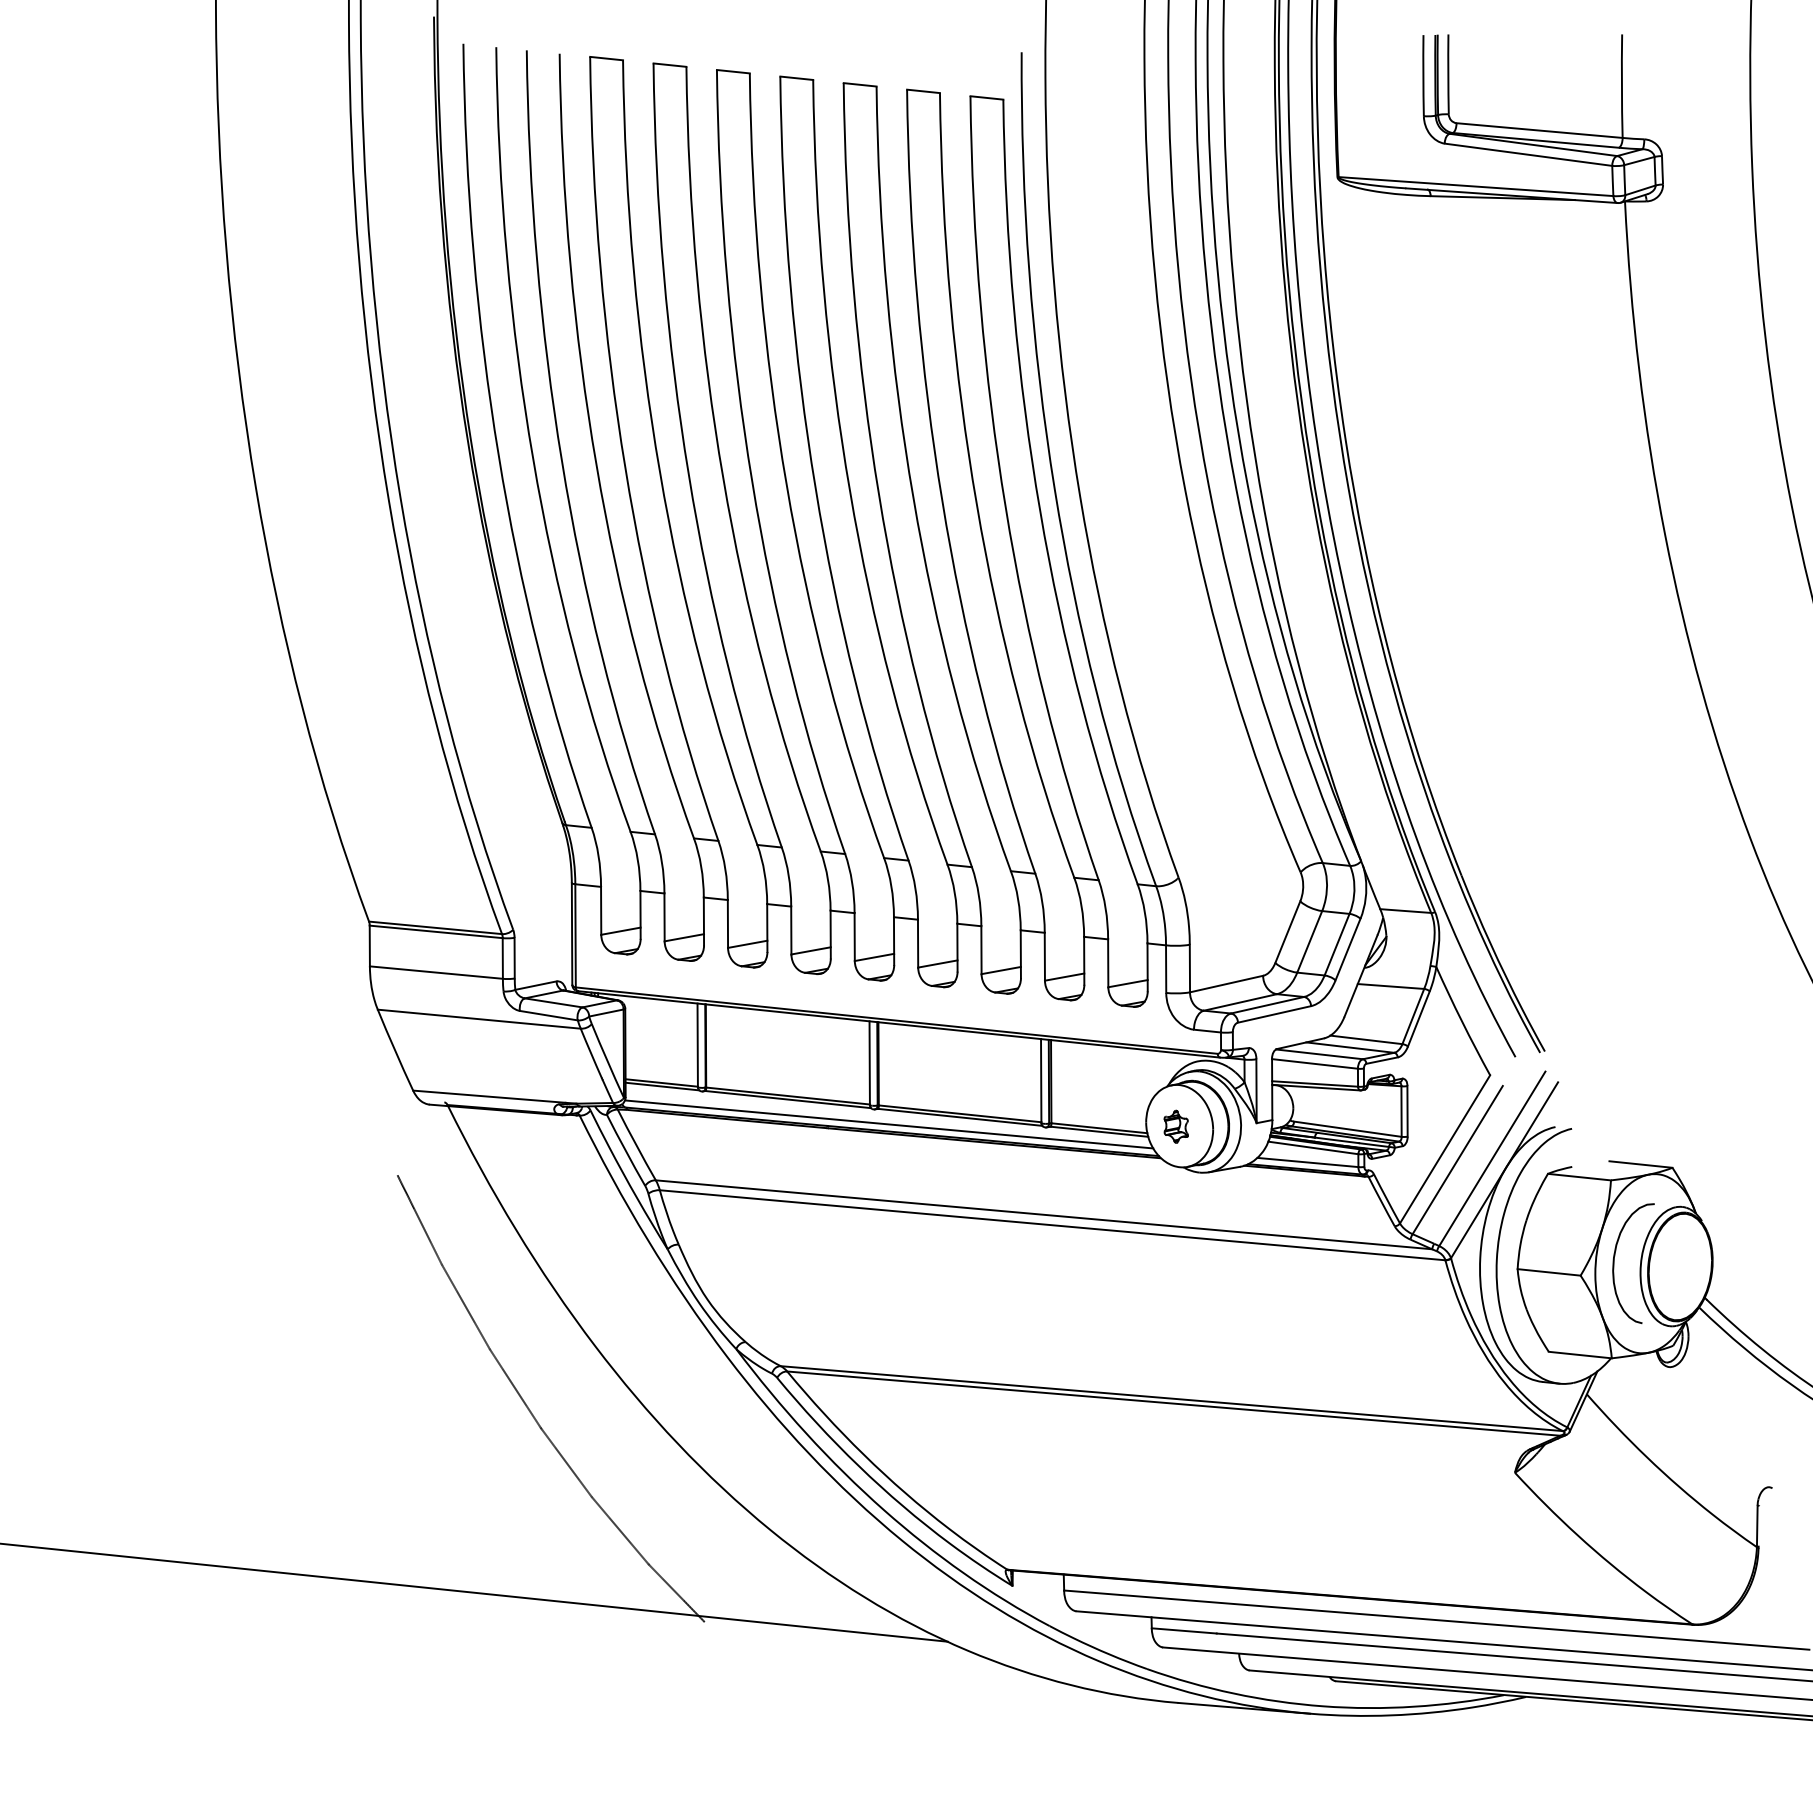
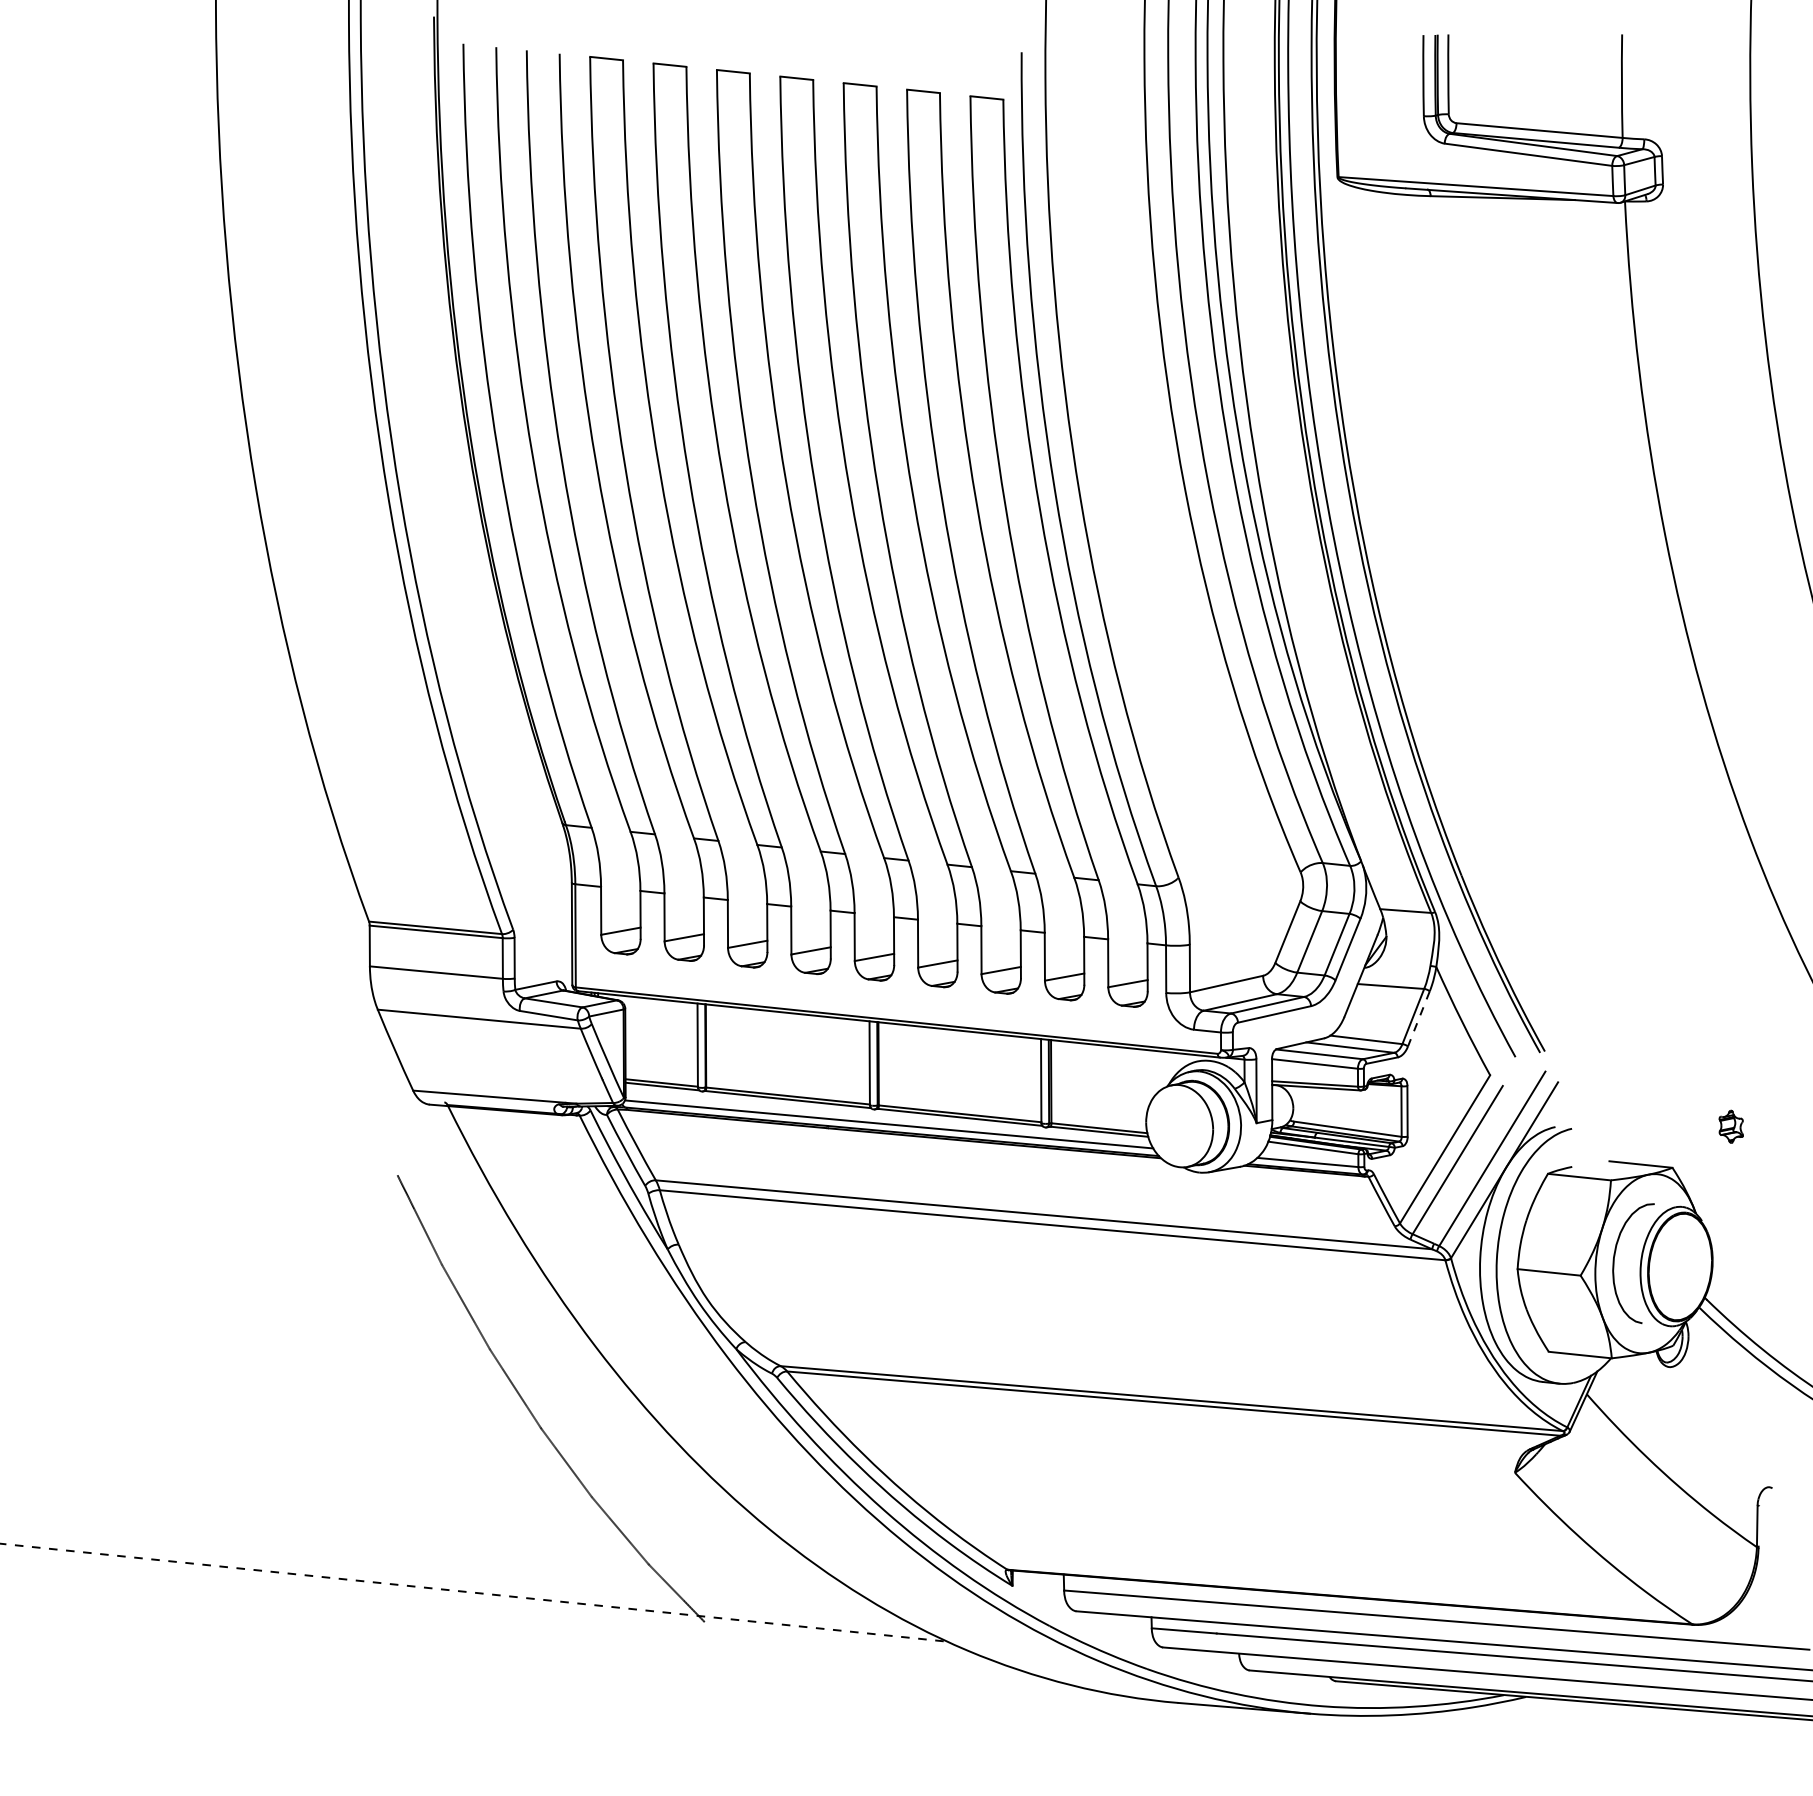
line: solid -> dashed (1418, 1018)
part position: (1175, 1126) -> (1730, 1126) (1730, 1126)
line: solid -> dashed (474, 1592)
